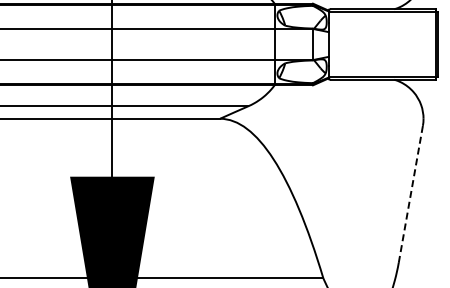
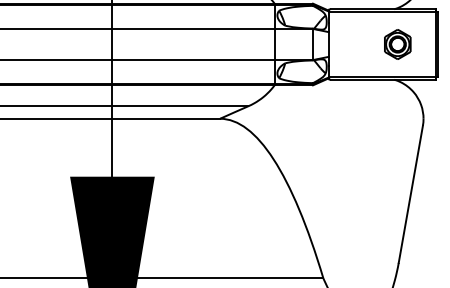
part: none -> present (397, 44)
line: dashed -> solid (410, 194)
